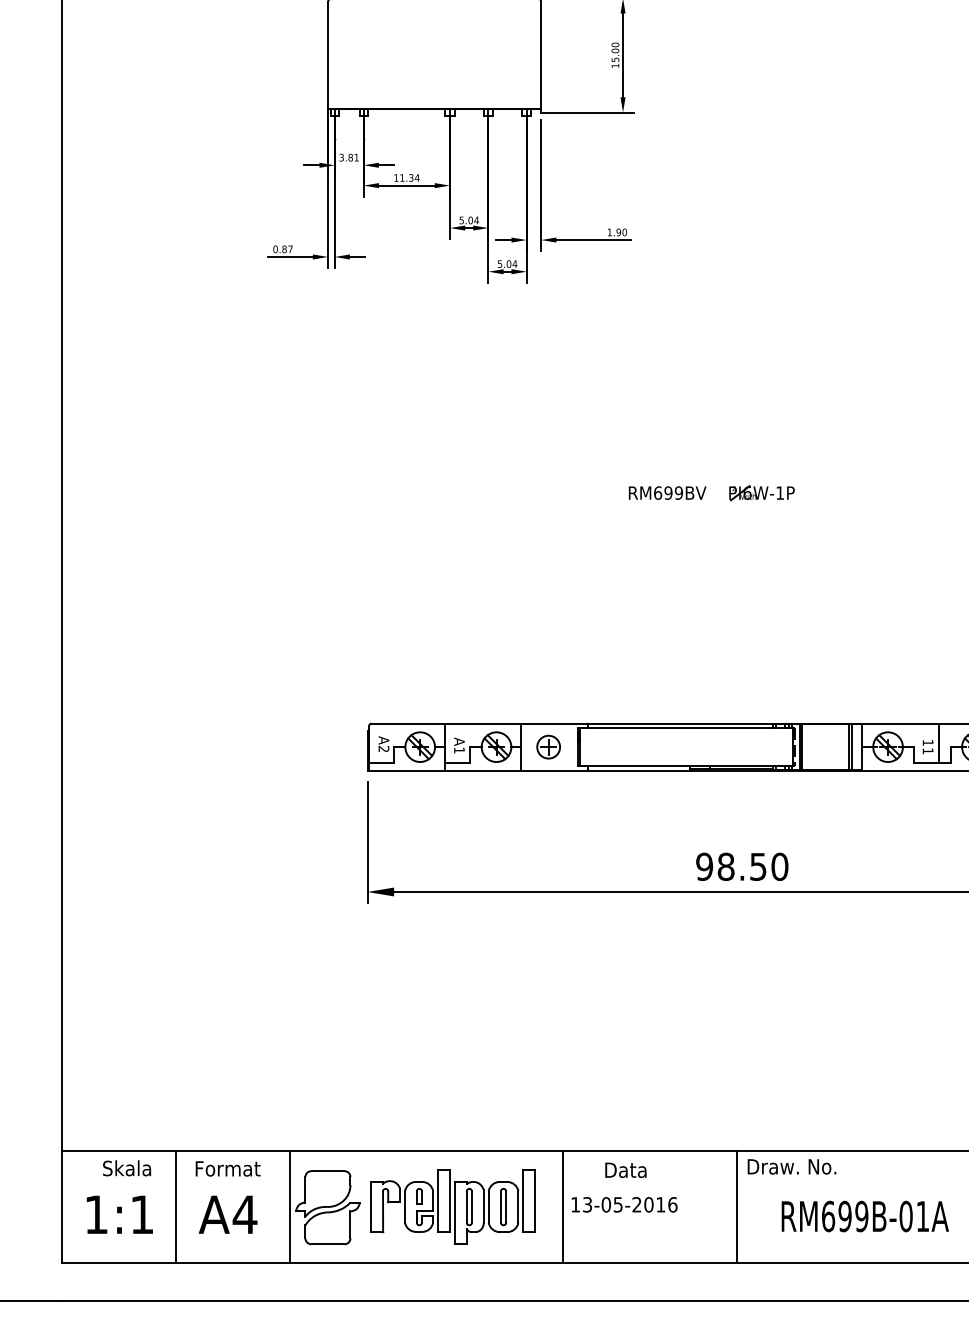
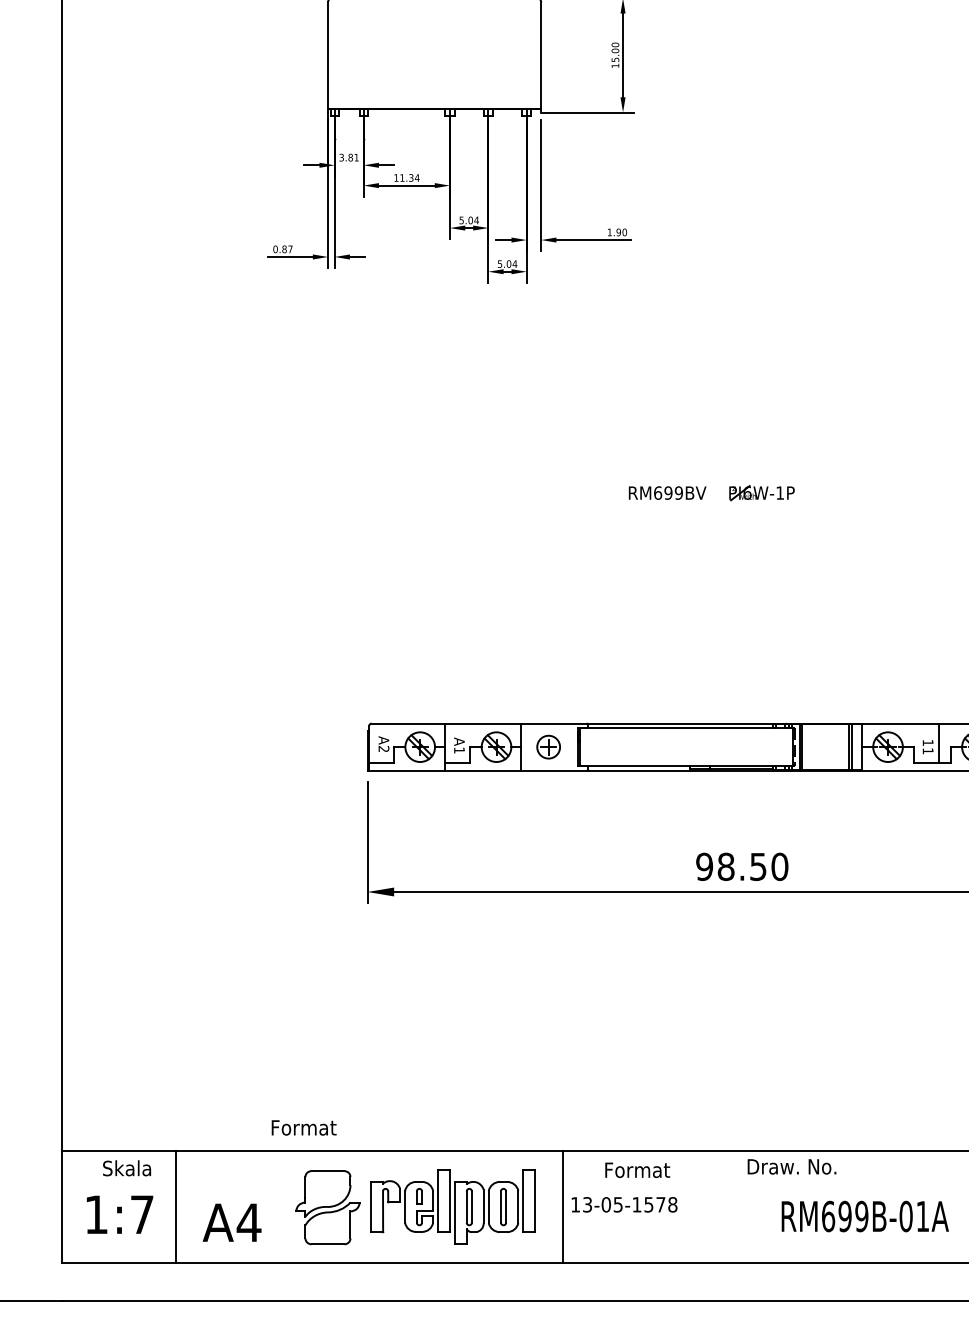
text position: (227, 1168) -> (303, 1127) (303, 1127)
text: Data -> Format (638, 1170)
text: 13-05-2016 -> 13-05-1578 (654, 1204)
line: present -> none (290, 1206)
line: present -> none (736, 1206)
text: 1:1 -> 1:7 (142, 1214)
text position: (227, 1214) -> (231, 1222) (231, 1222)
